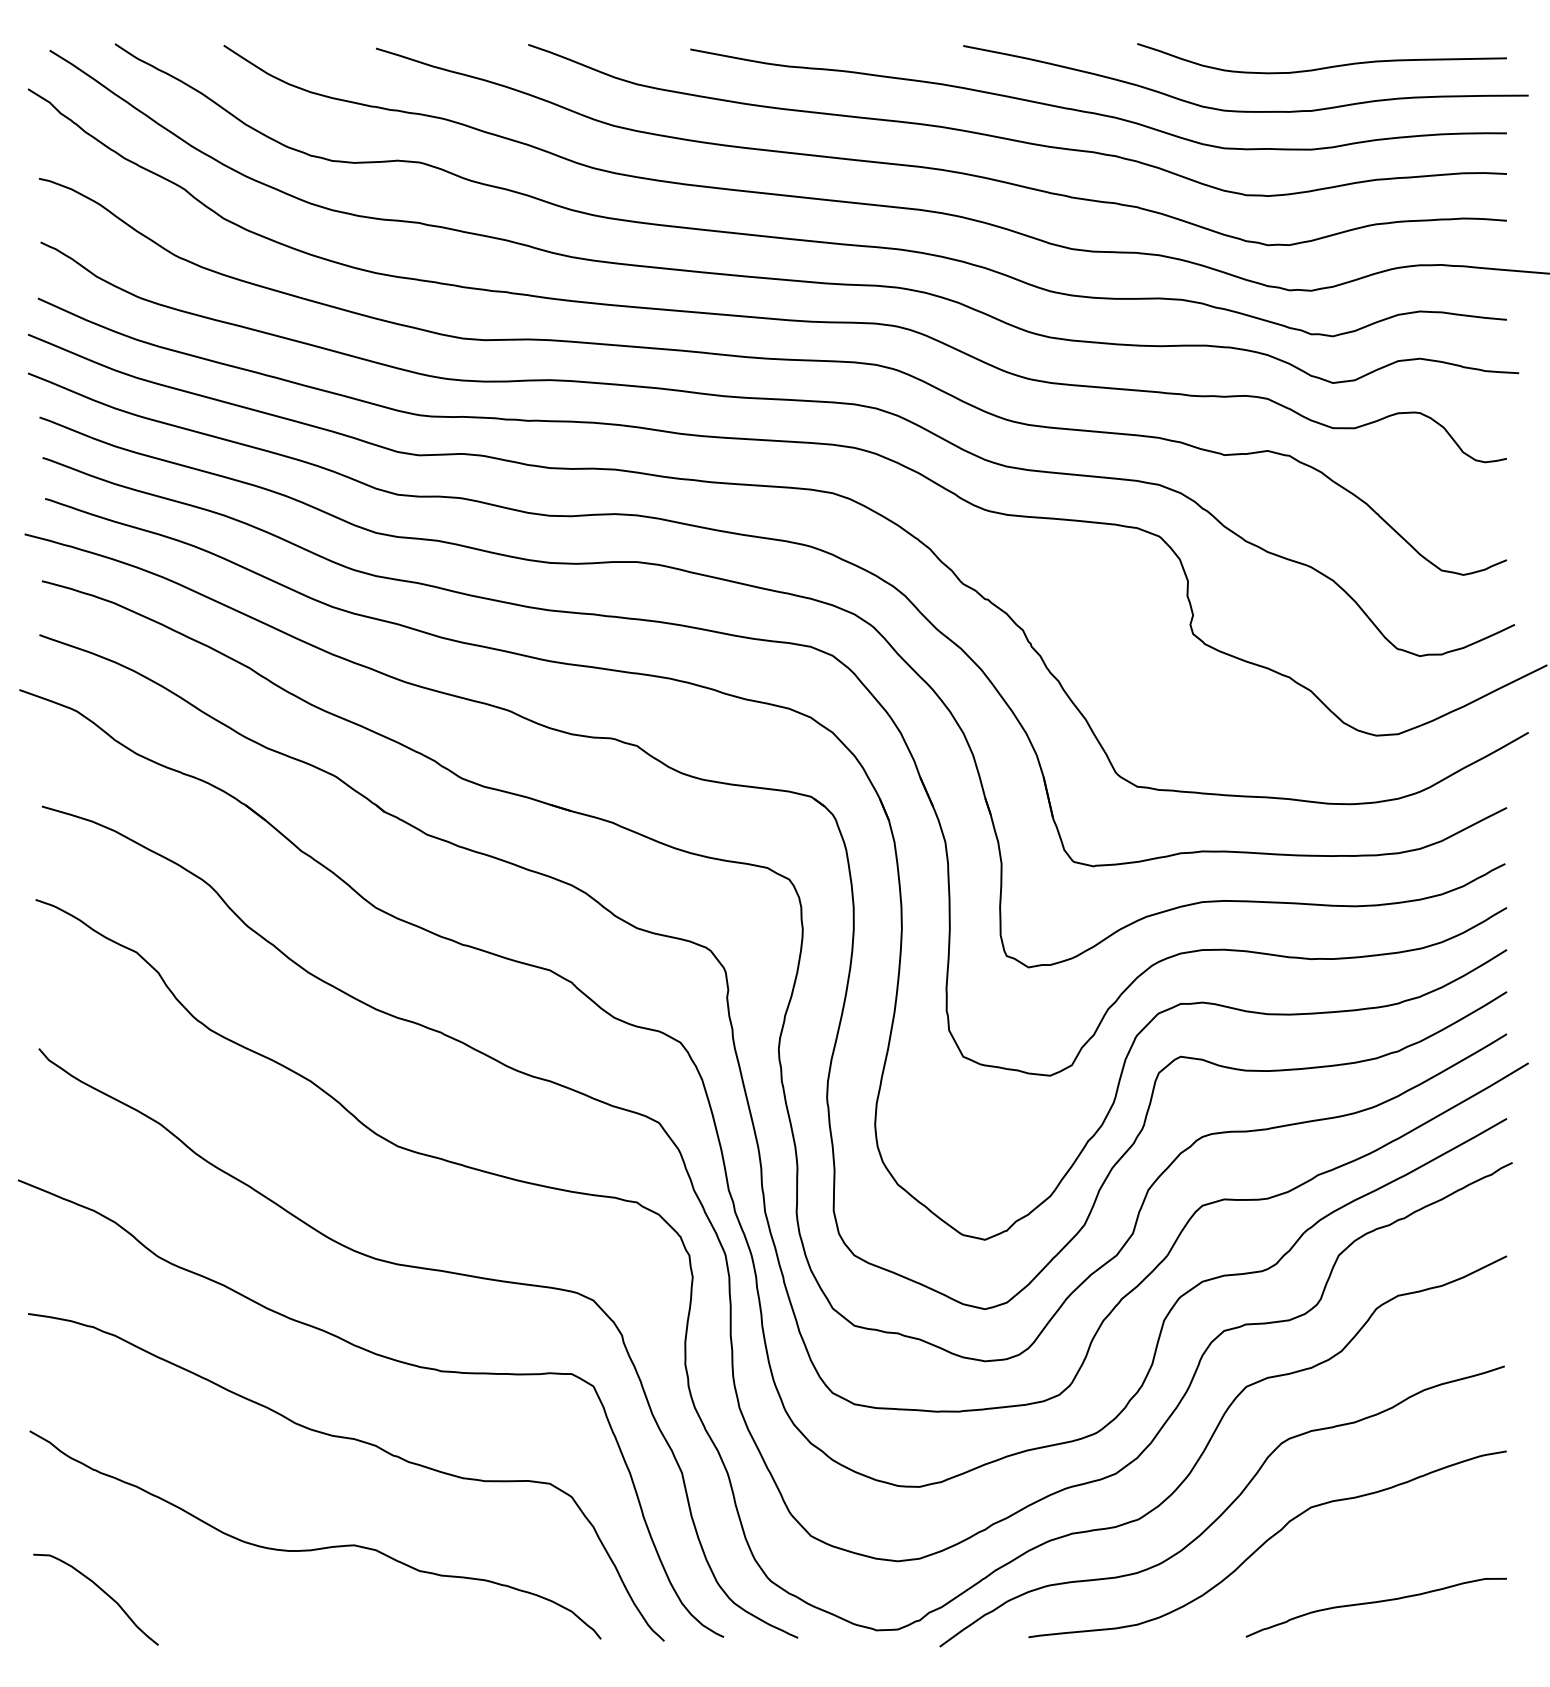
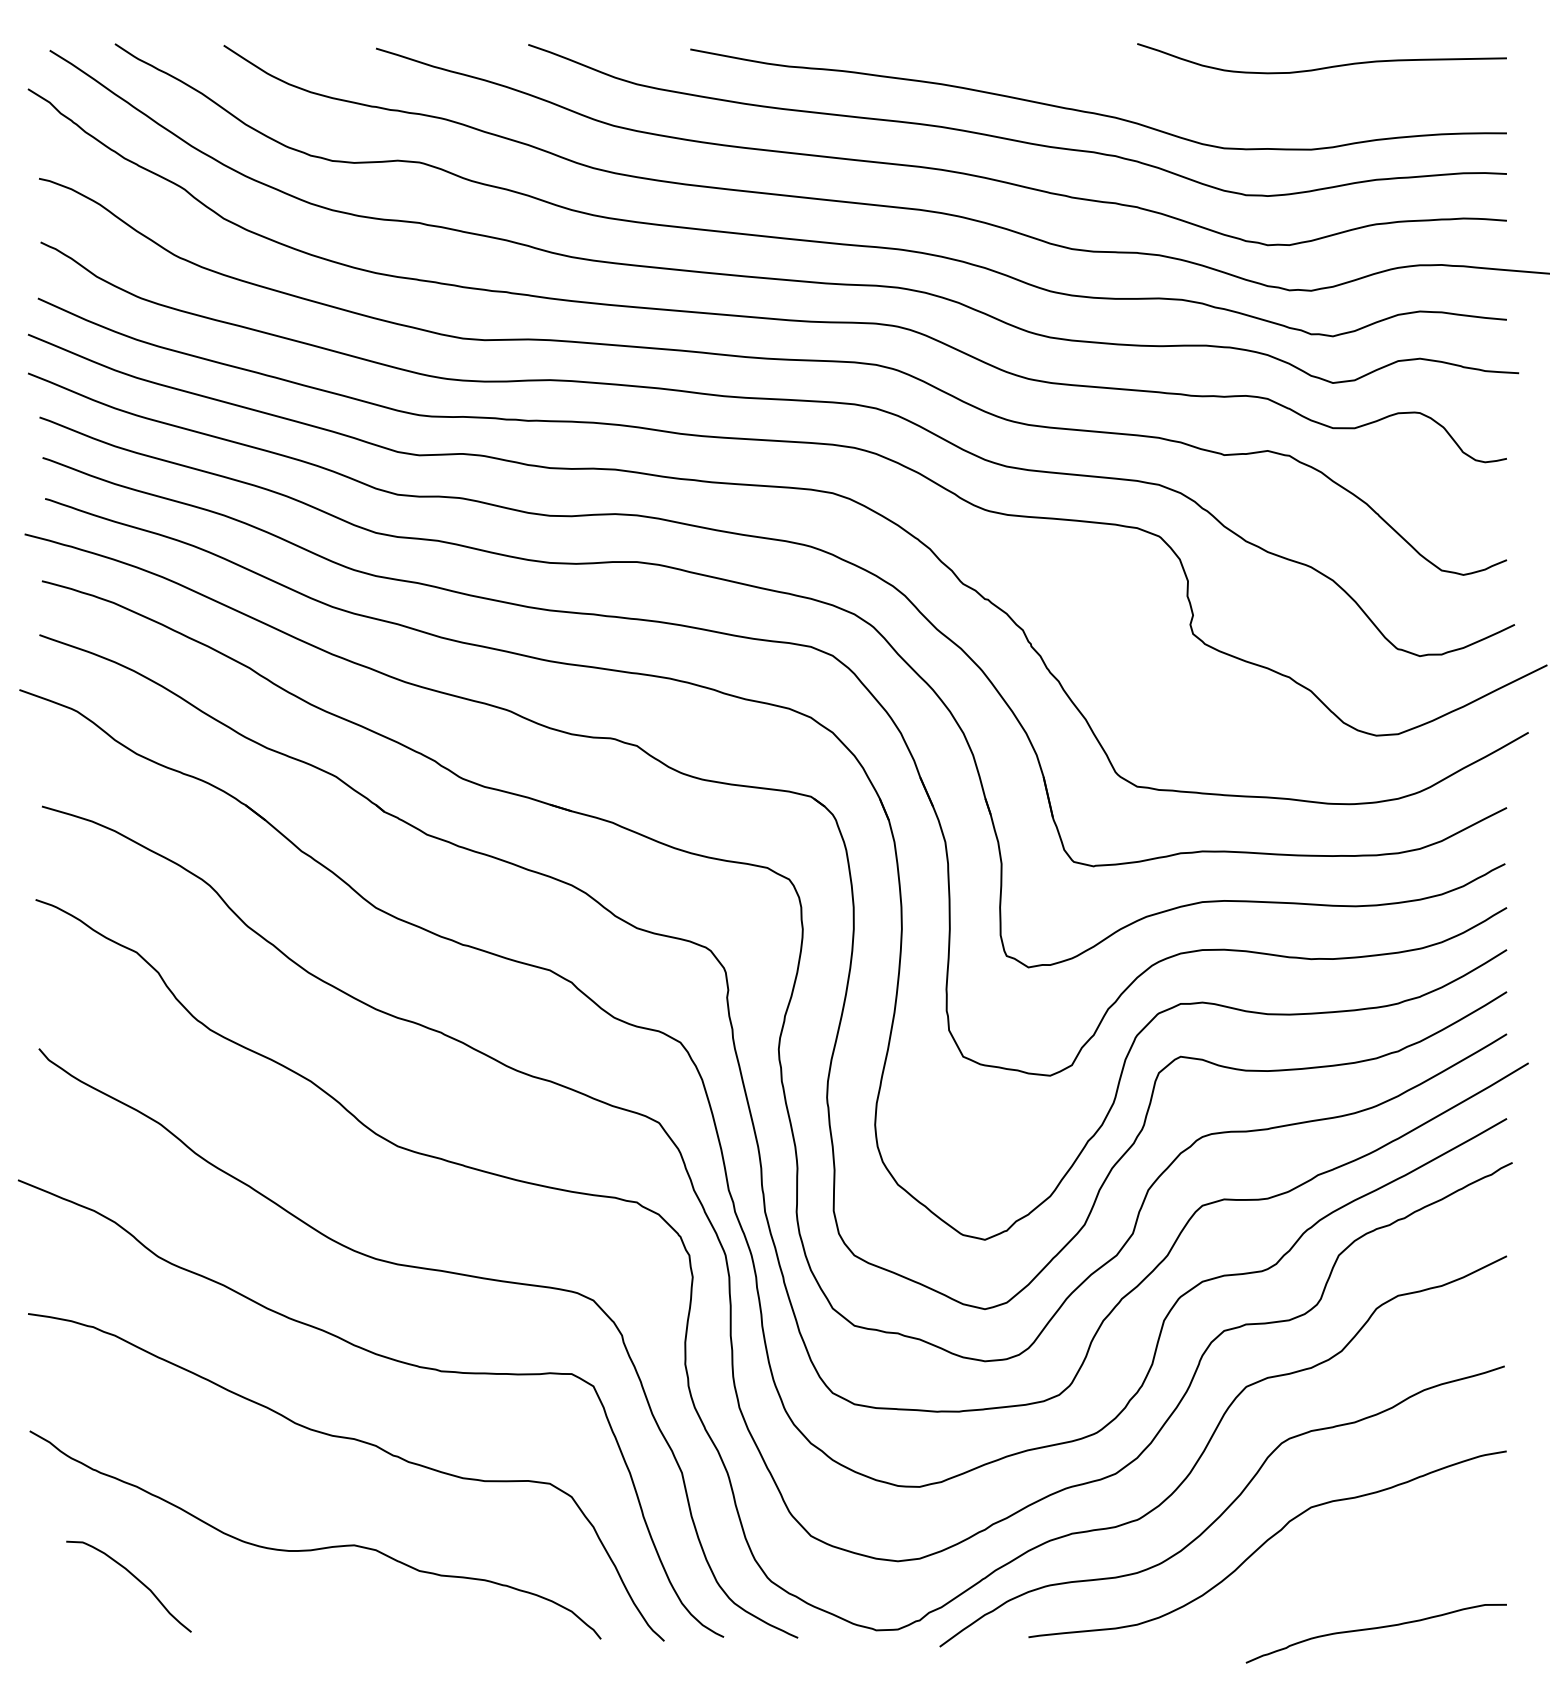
curve: present -> none (1245, 110)
curve position: (102, 1591) -> (135, 1578) (135, 1578)
curve position: (1375, 1603) -> (1375, 1629) (1375, 1629)
